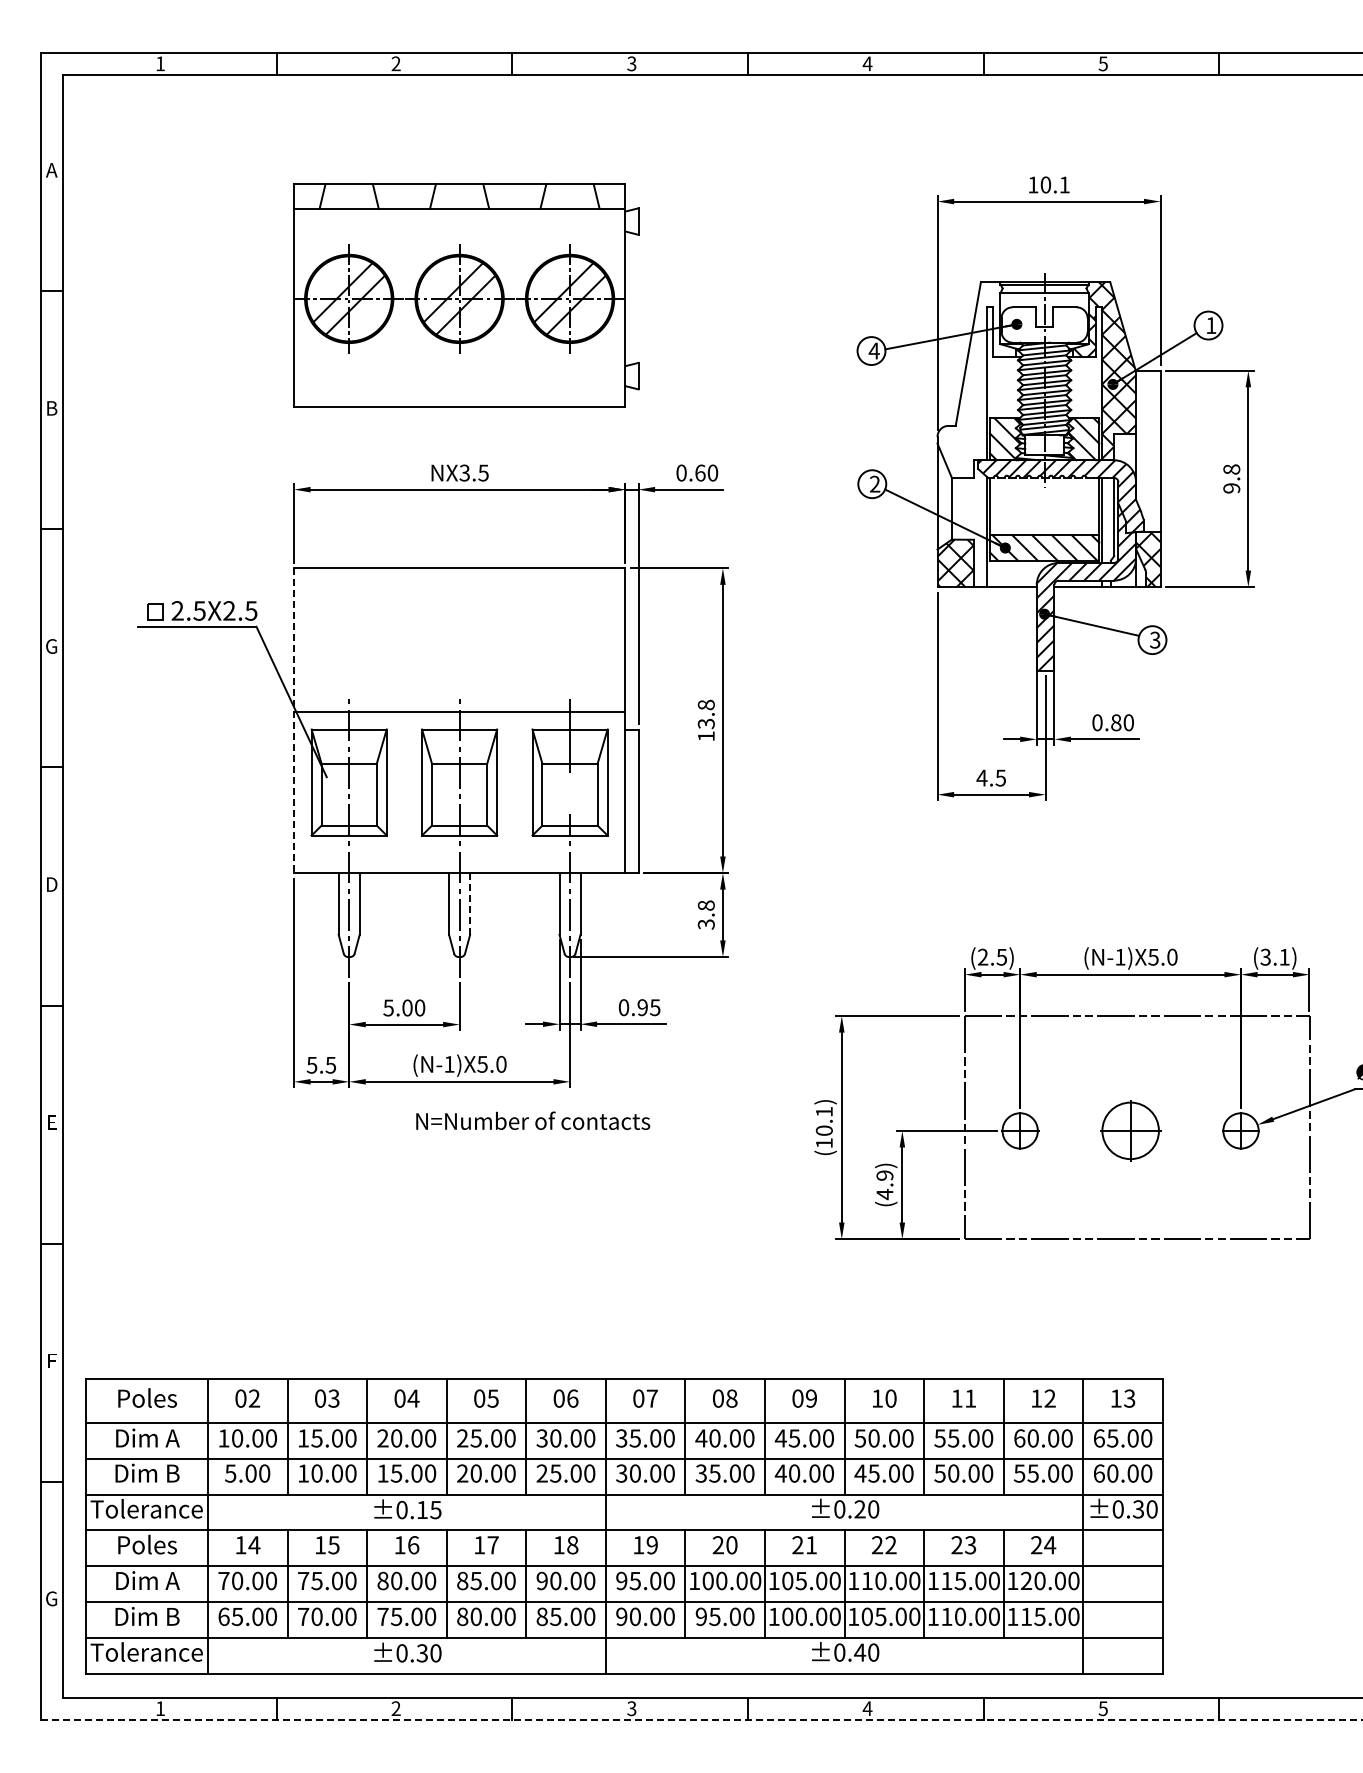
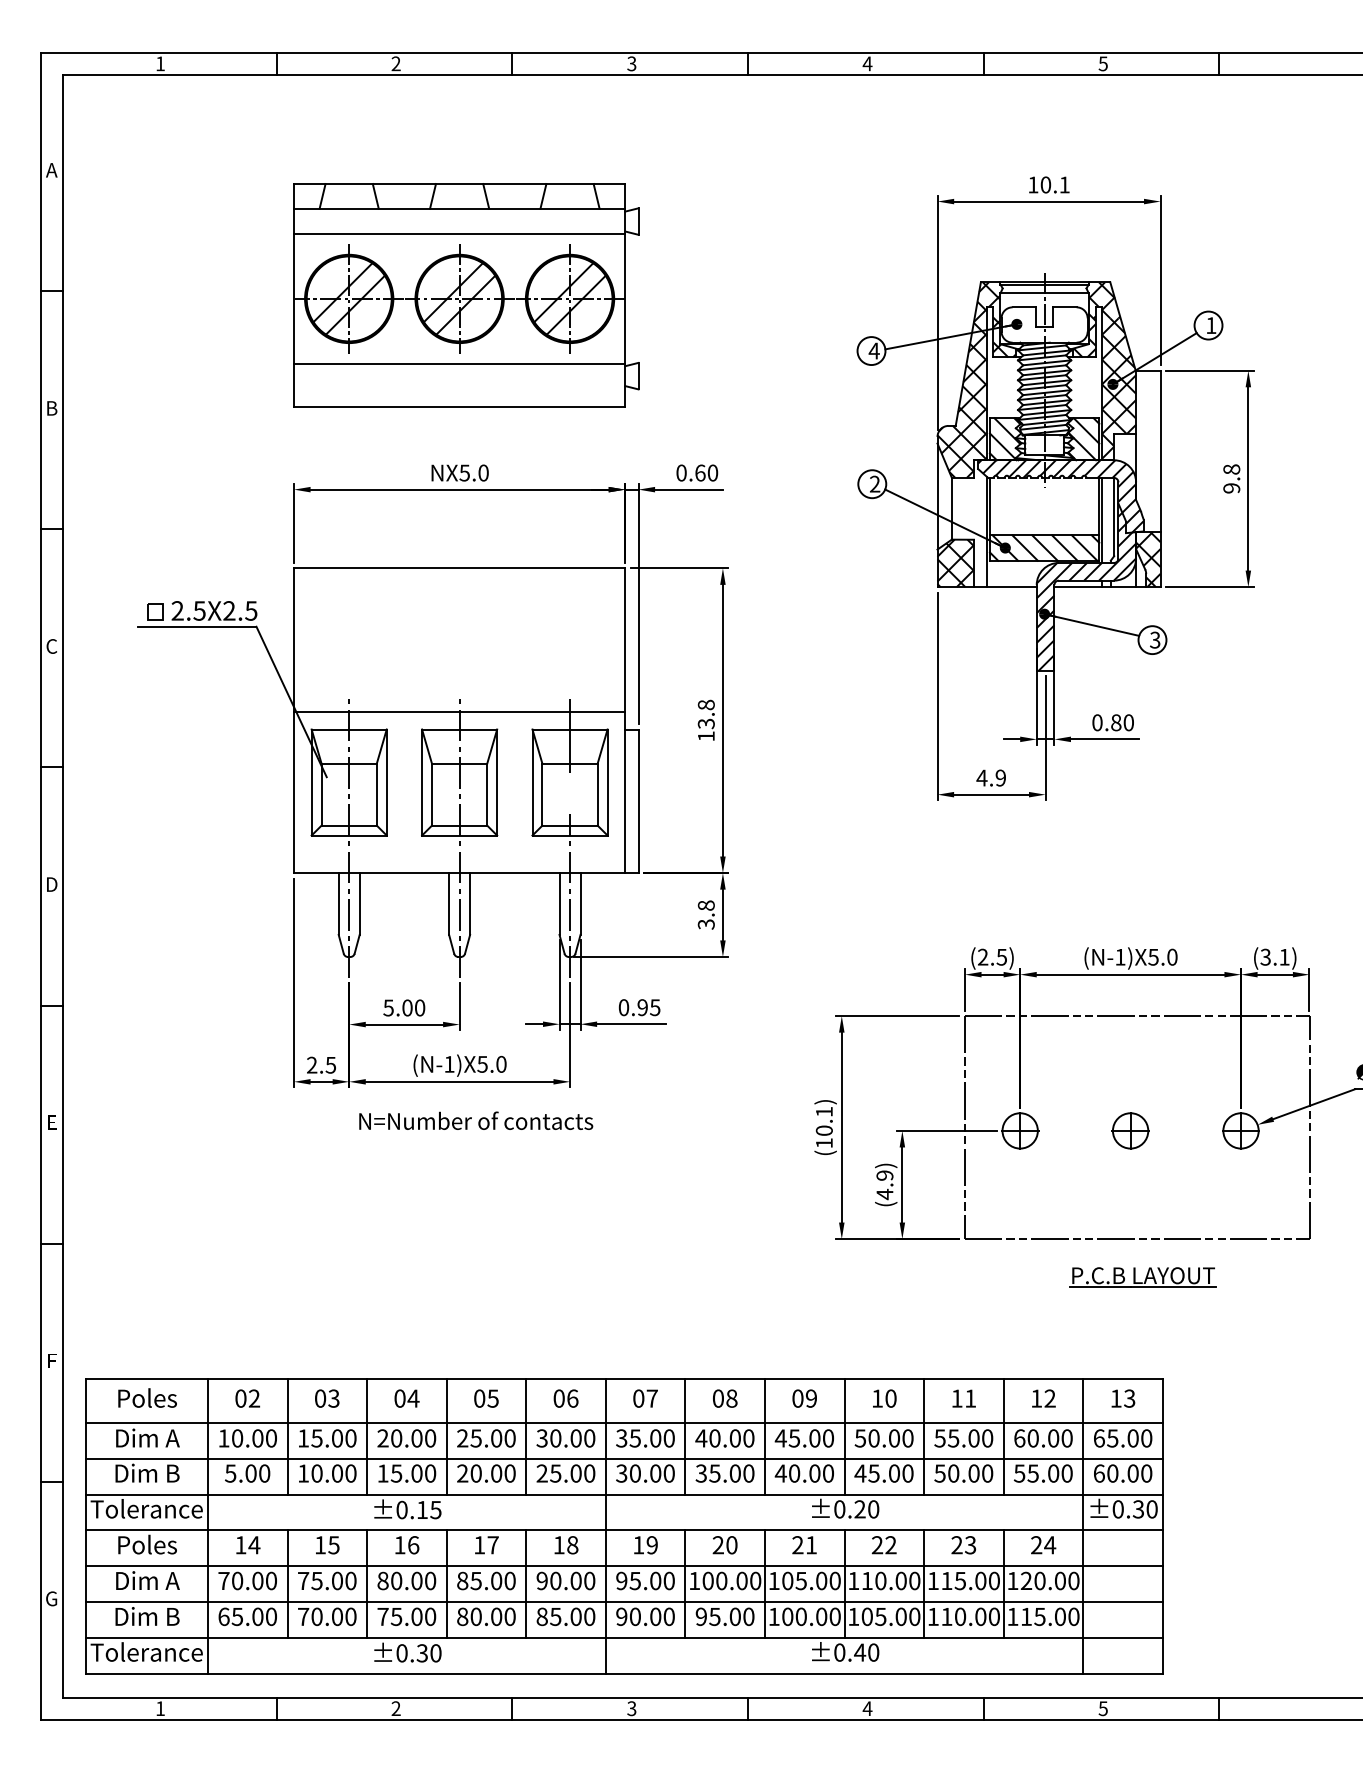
line: none -> present (459, 234)
line: none -> present (459, 363)
hatch: none -> present (976, 379)
text: NX3.5 -> NX5.0 (474, 472)
text: G -> C (51, 646)
line: dashed -> solid (293, 721)
text: 4.5 -> 4.9 (1000, 777)
line: dashed -> solid (470, 903)
text: 5.5 -> 2.5 (311, 1064)
text position: (533, 1120) -> (476, 1120) (476, 1120)
part size: 62x62 px -> 39x38 px (1130, 1130)
part: none -> present (1142, 1277)
line: dashed -> solid (701, 1719)
